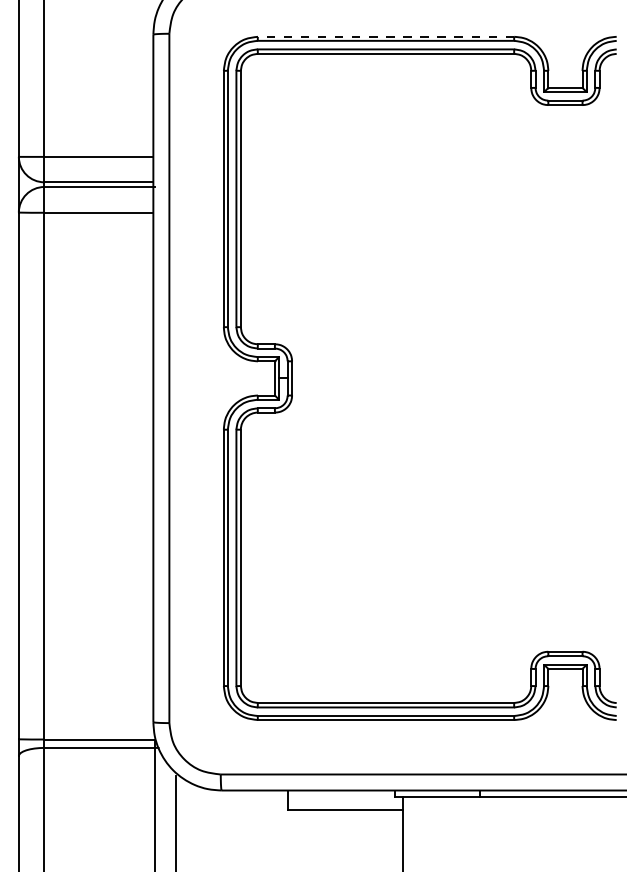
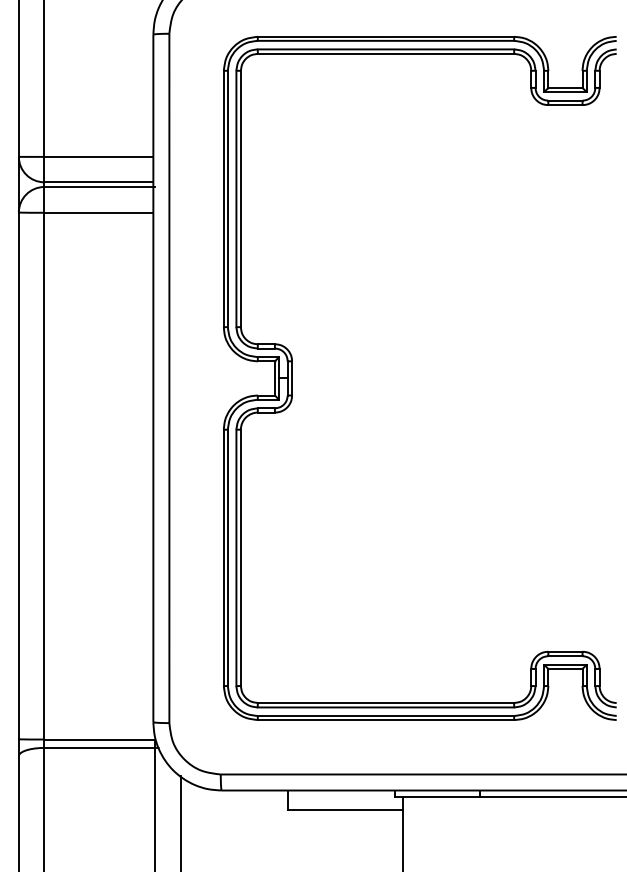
line: dashed -> solid (385, 36)
line position: (176, 821) -> (181, 821) (181, 821)
